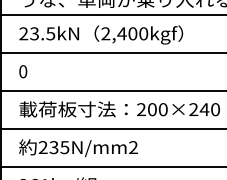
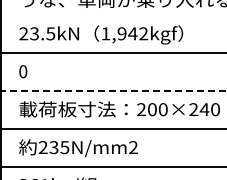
line: present -> none (112, 15)
text: 2,400kgf -> 1,942kgf (124, 33)
line: solid -> dashed (113, 91)
